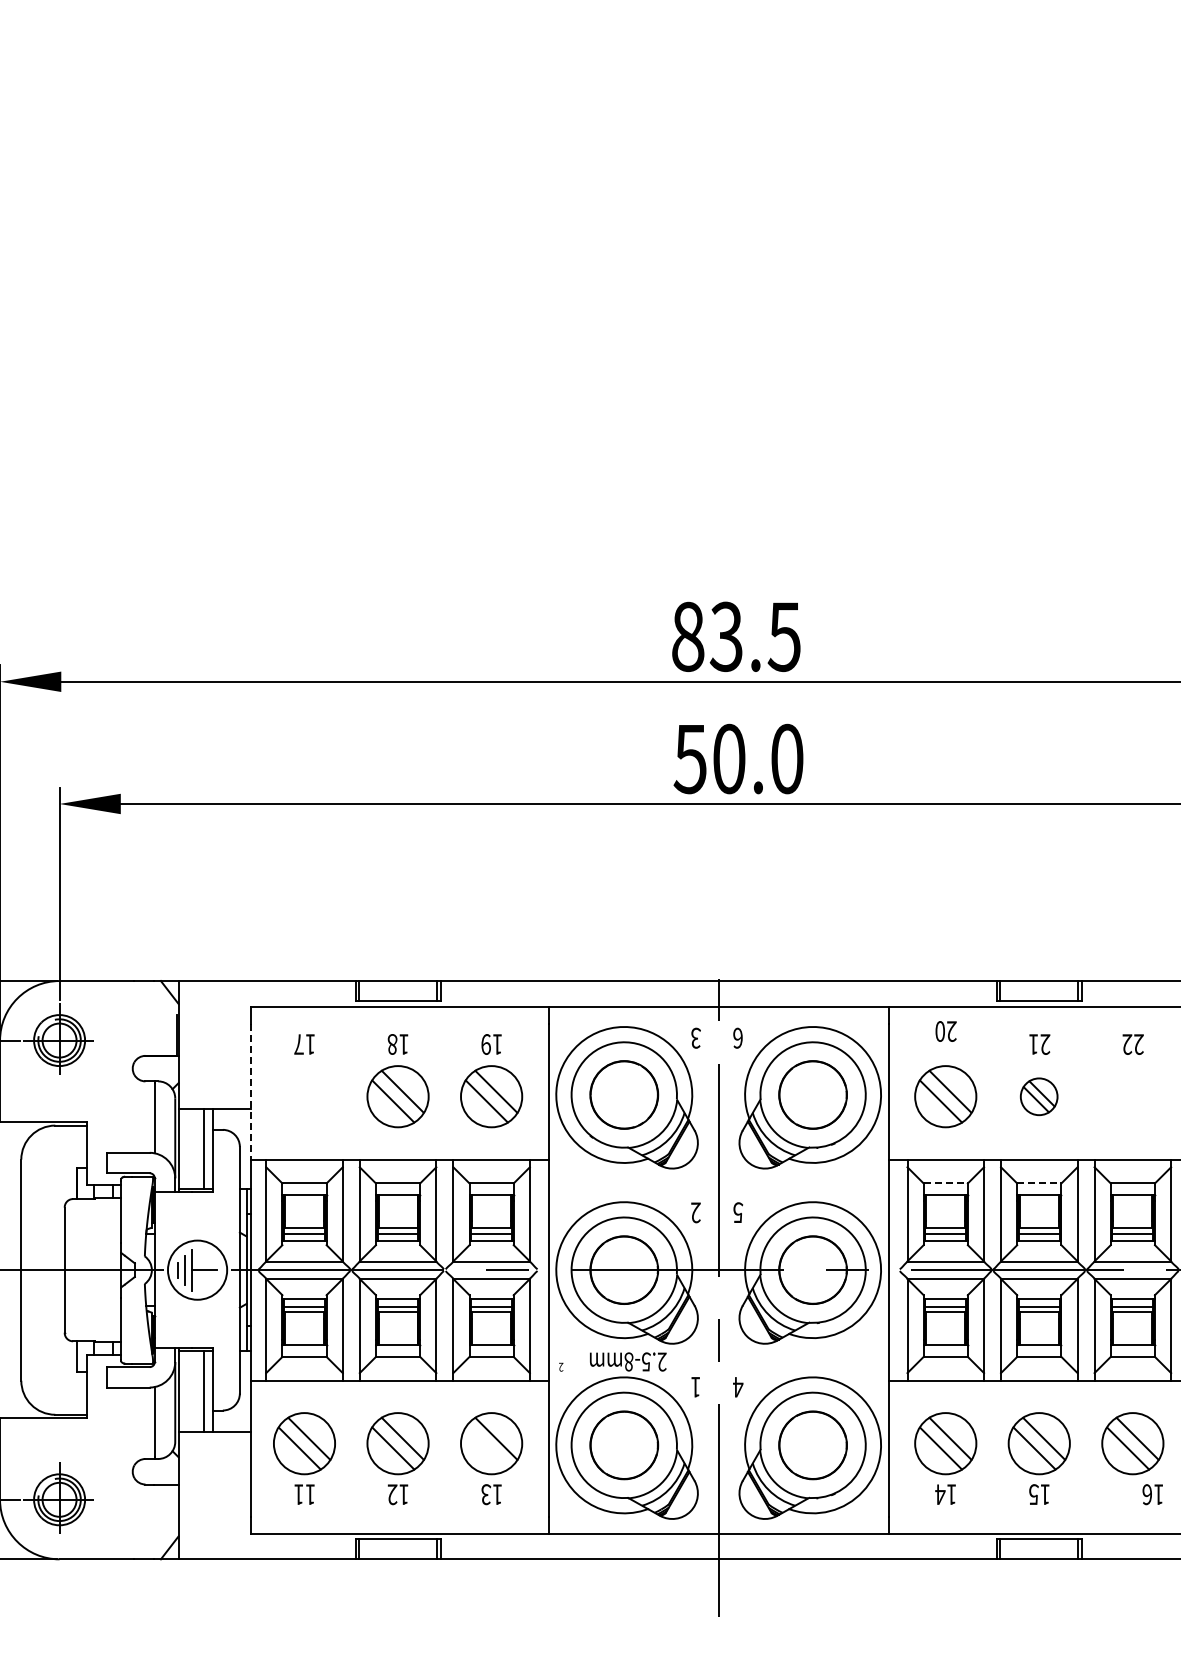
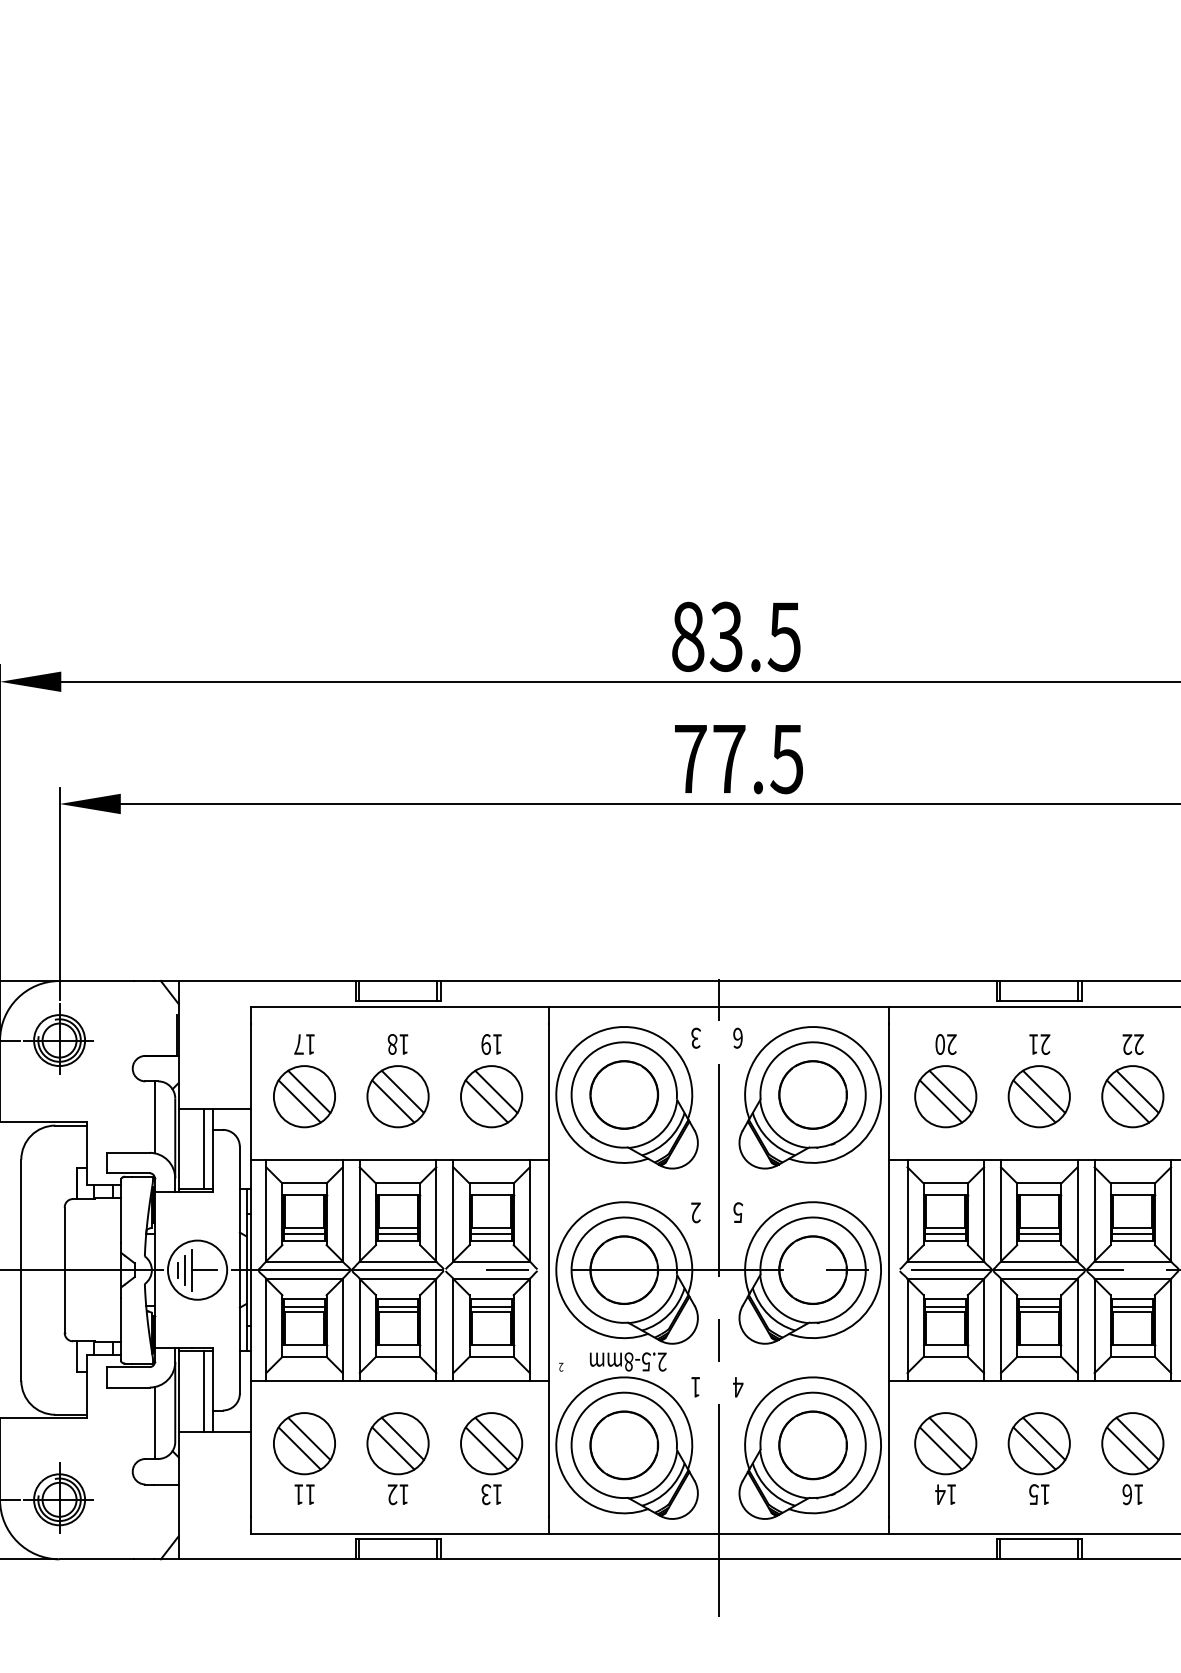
text: 50.0 -> 77.5 (738, 758)
text position: (945, 1031) -> (945, 1044) (945, 1044)
line: dashed -> solid (250, 1092)
part: none -> present (304, 1096)
part size: 40x40 px -> 64x64 px (1038, 1096)
part: none -> present (1132, 1096)
line: dashed -> solid (946, 1183)
line: dashed -> solid (1039, 1183)
line: none -> present (486, 1448)
text position: (1152, 1494) -> (1132, 1494) (1132, 1494)
